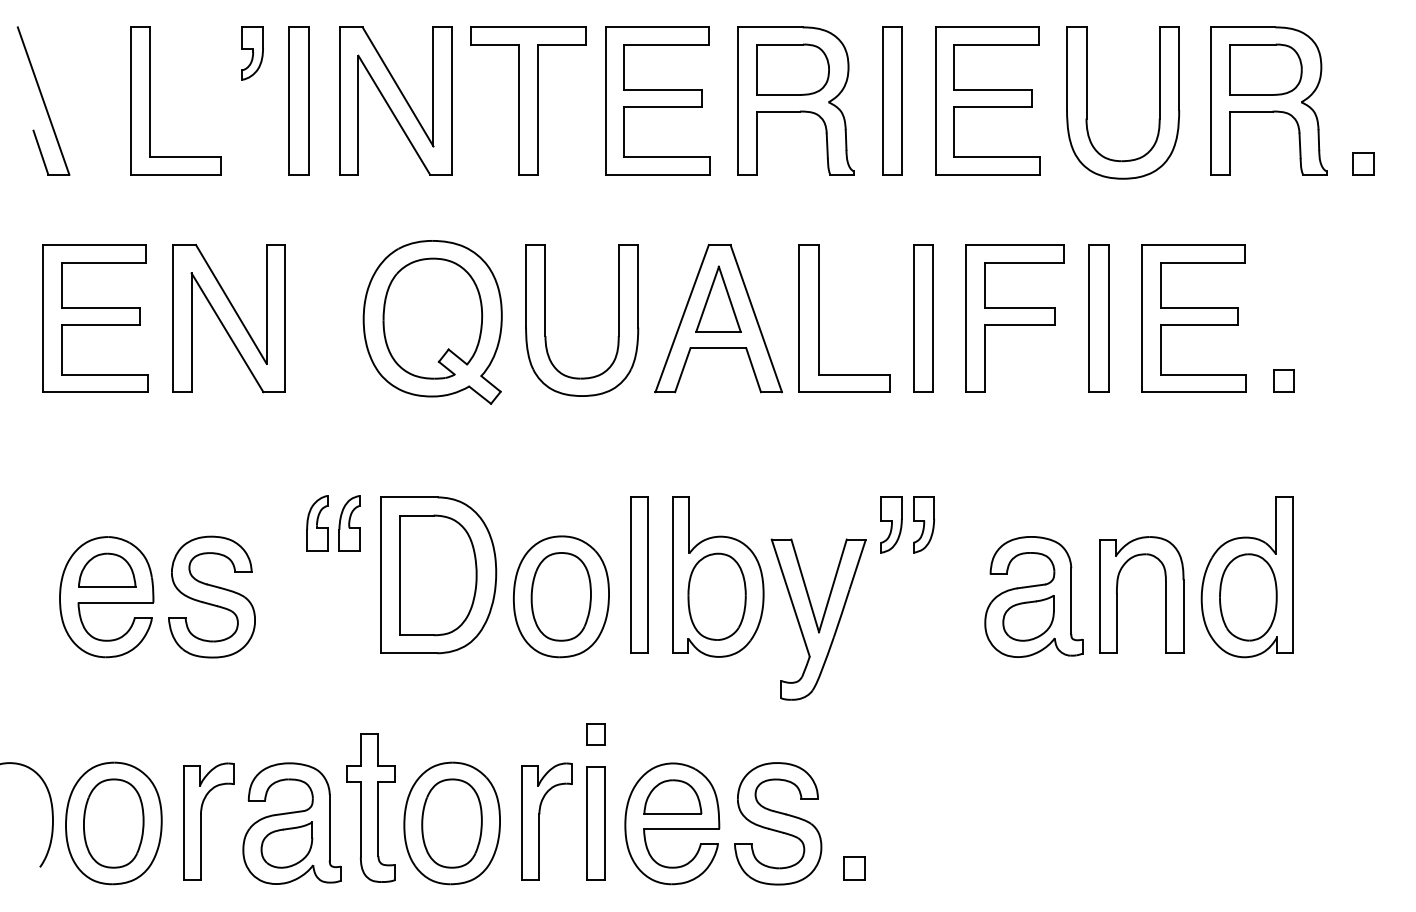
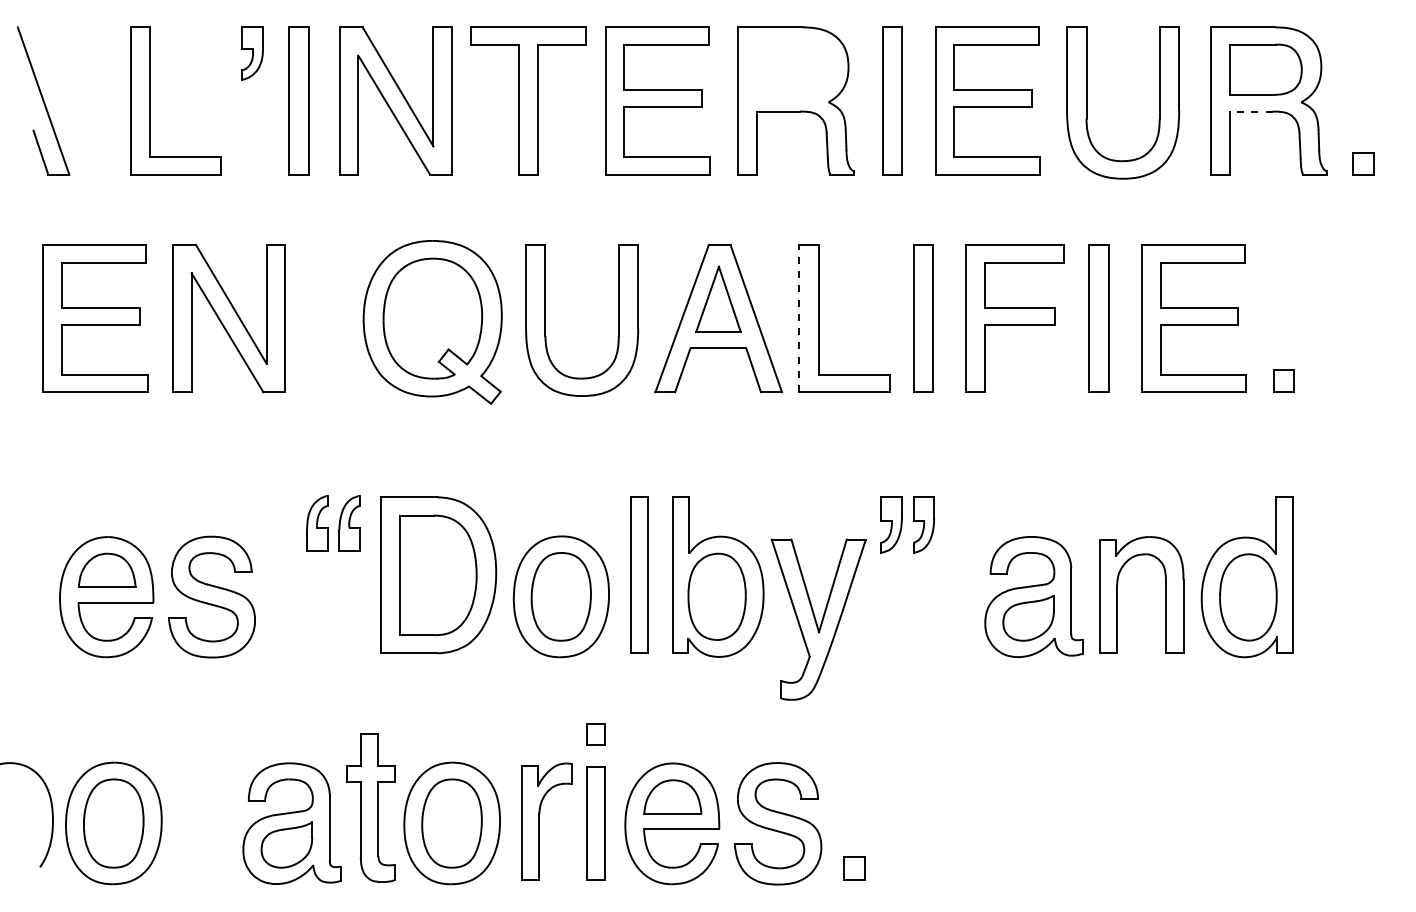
part: present -> none (792, 69)
line: solid -> dashed (1250, 111)
line: solid -> dashed (799, 318)
part: present -> none (201, 821)
